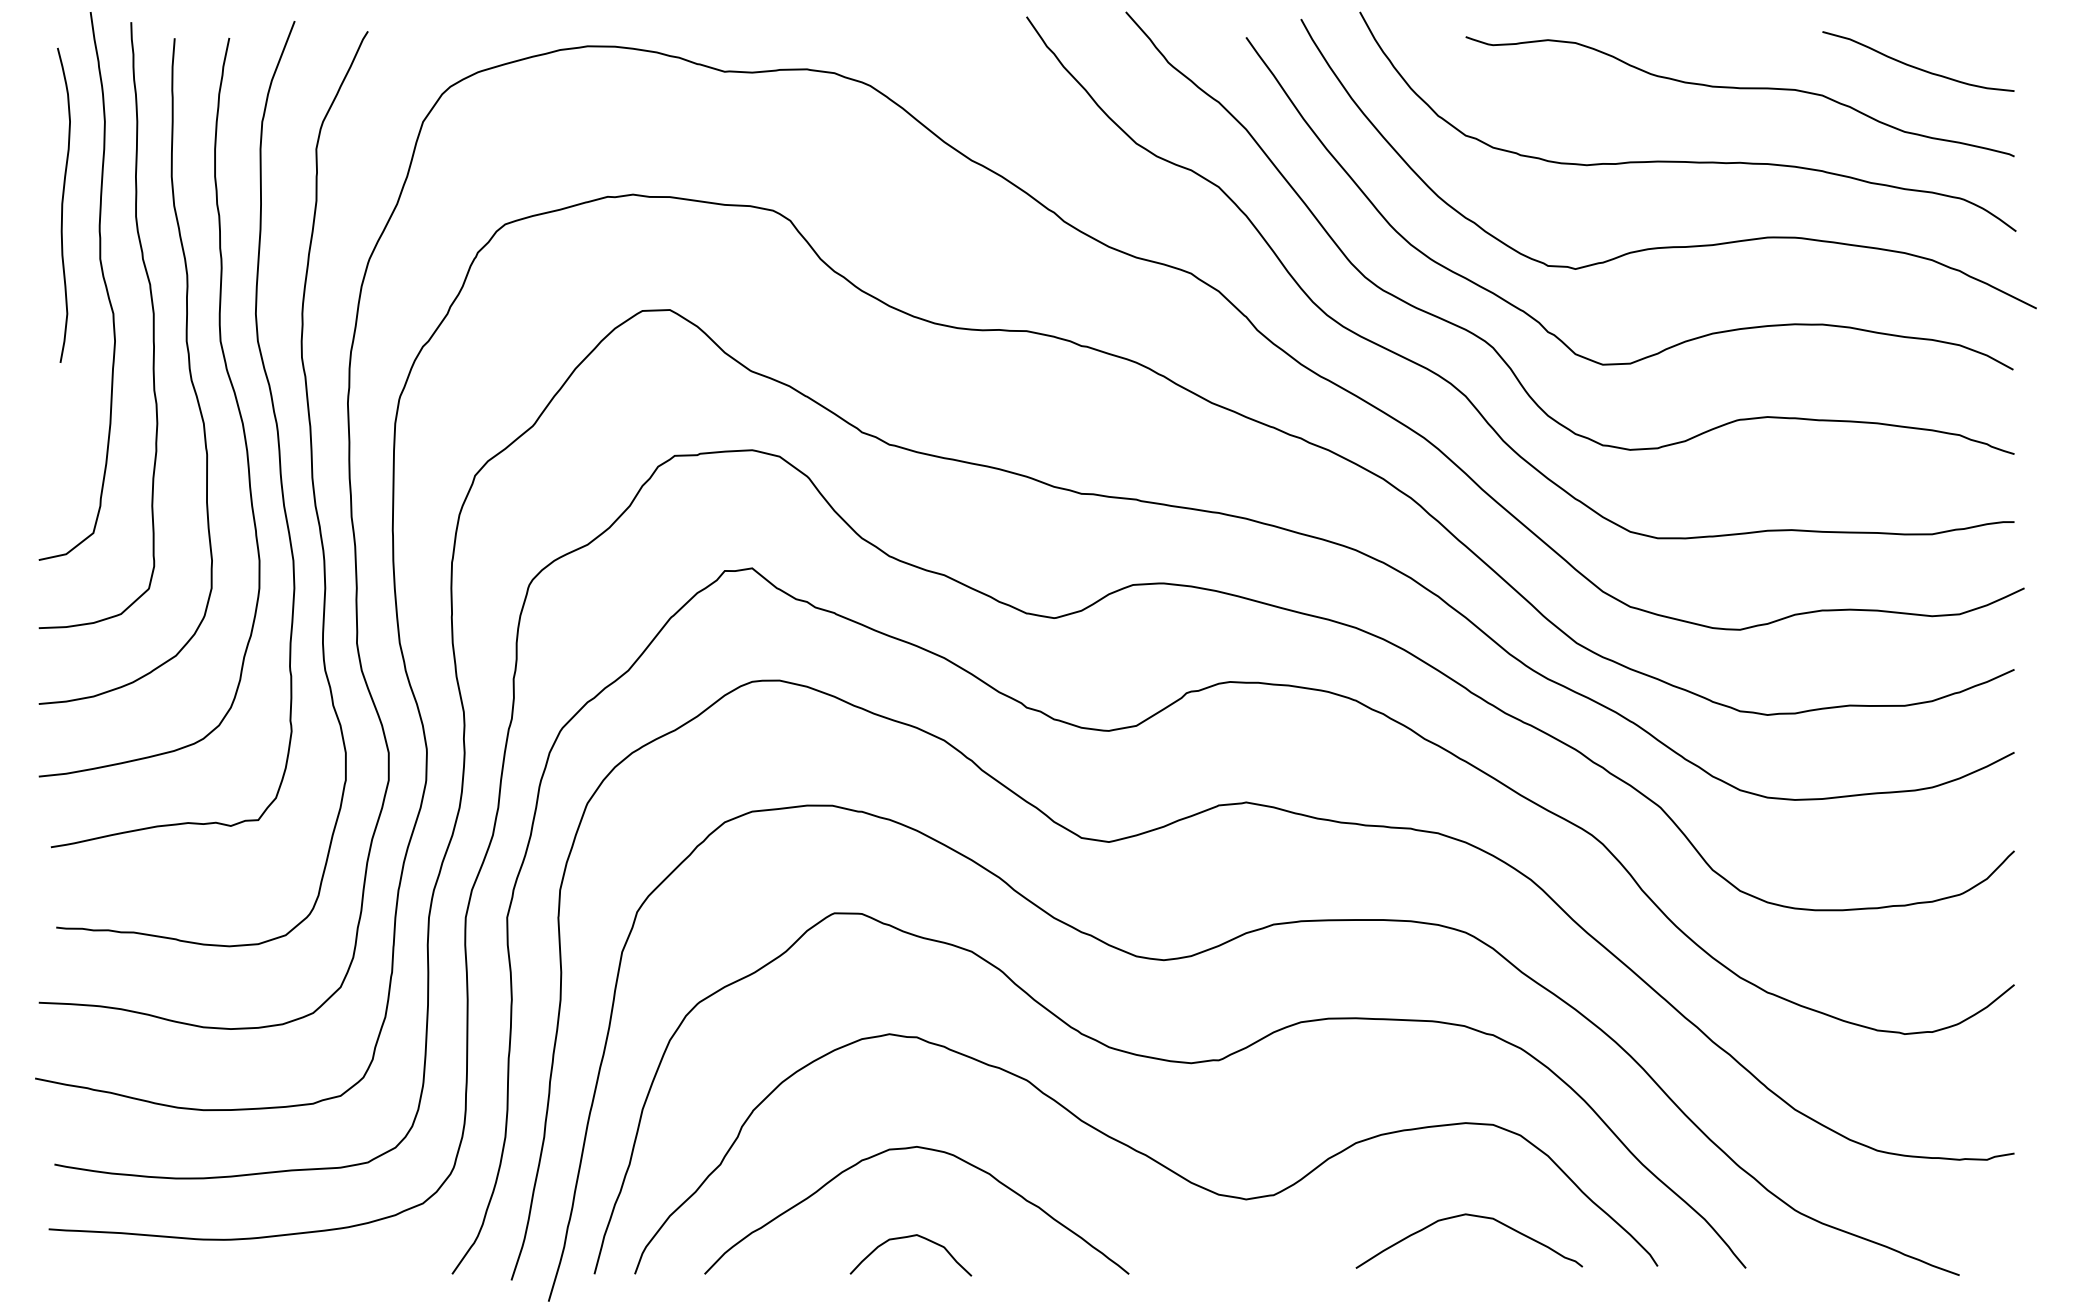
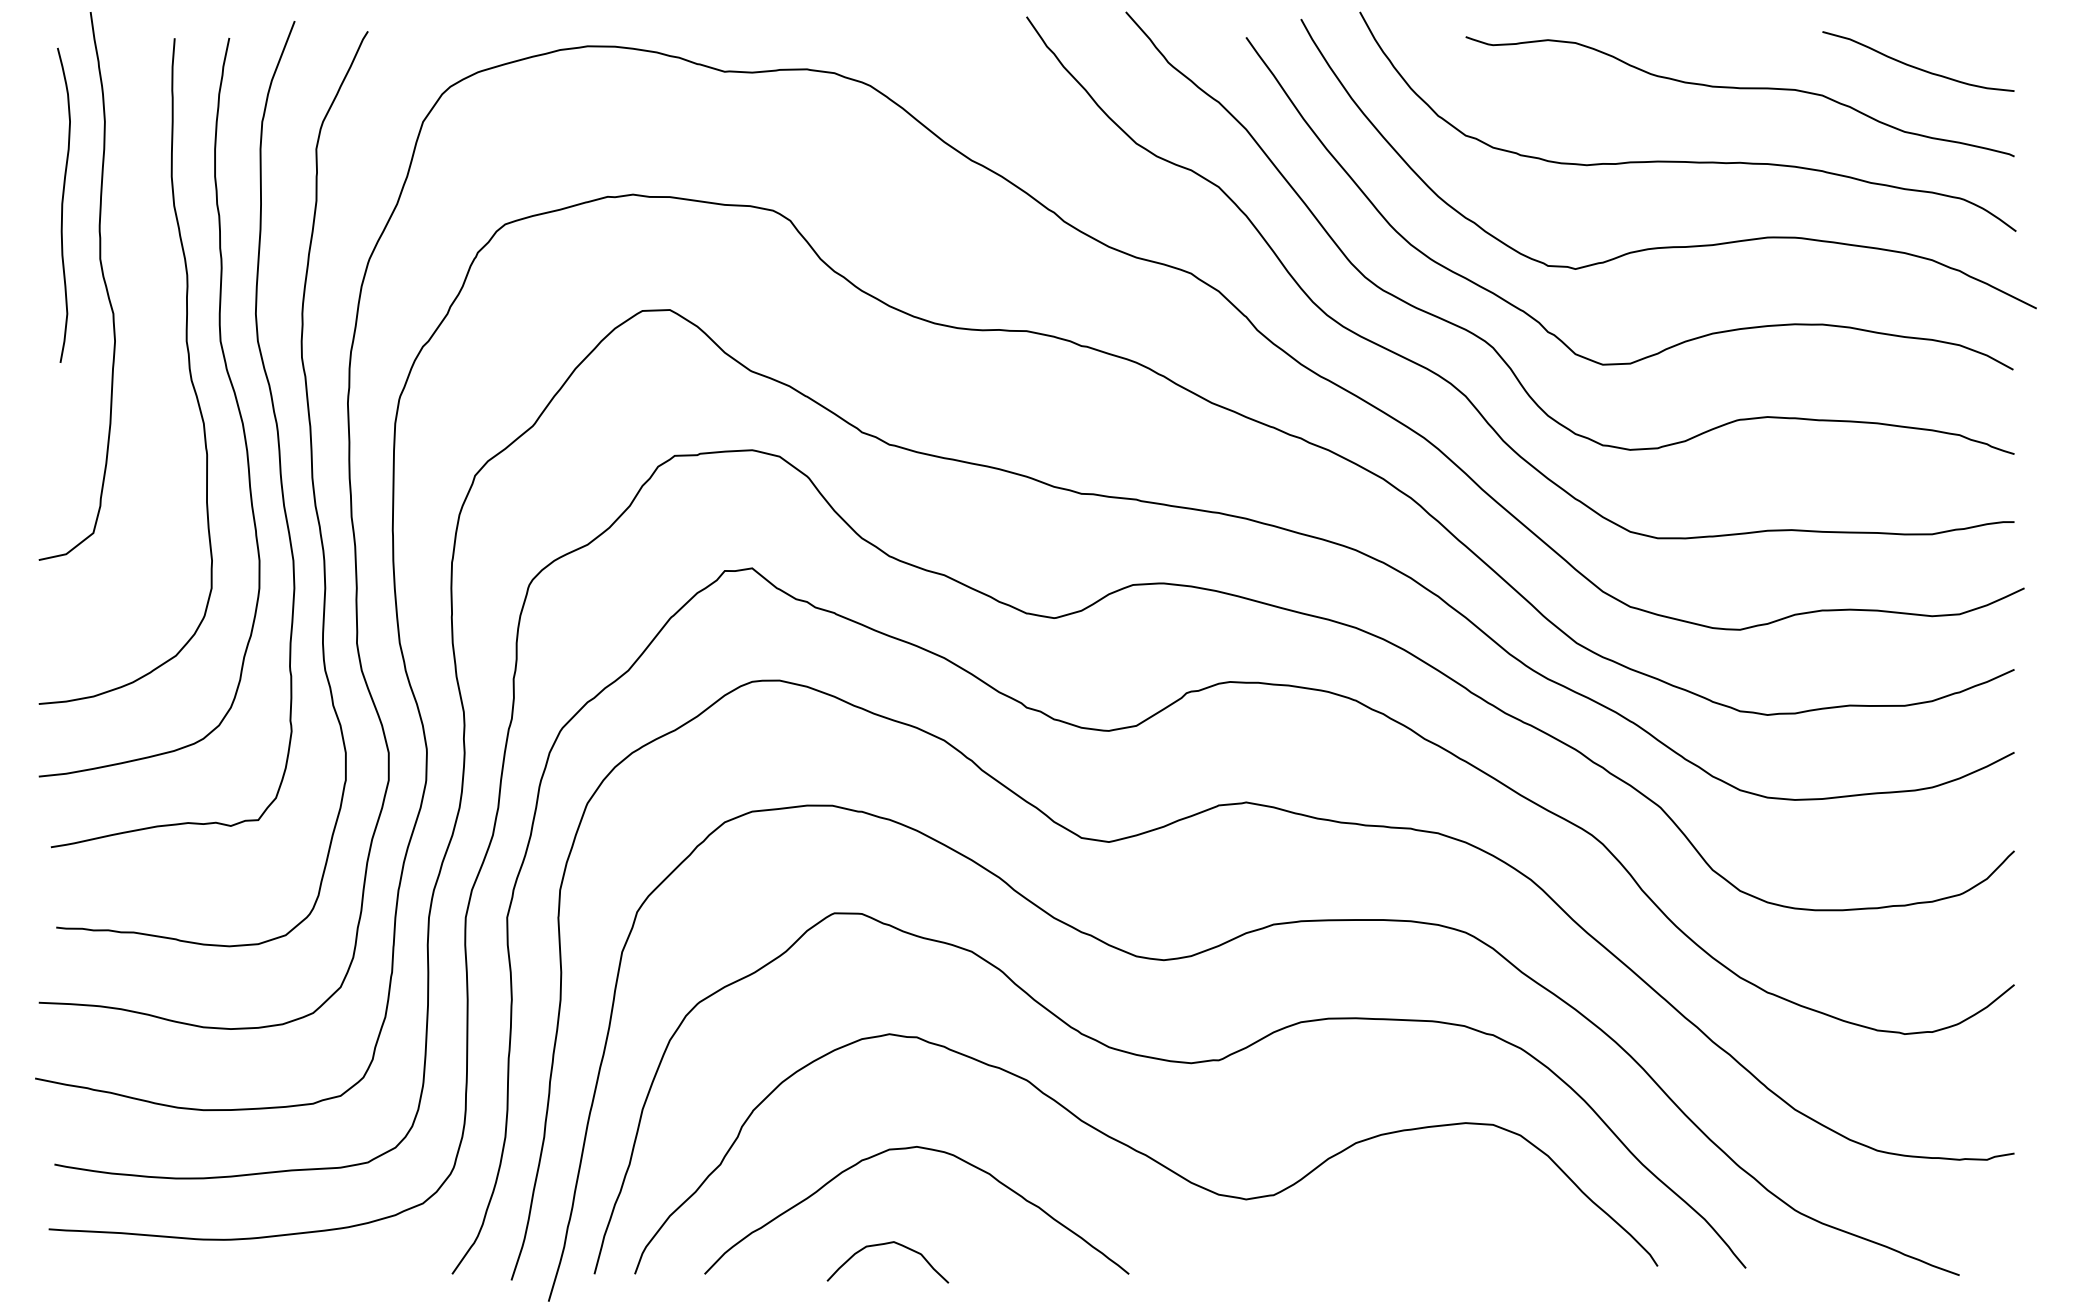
curve: present -> none (152, 325)
curve: present -> none (1471, 1216)
curve position: (905, 1238) -> (882, 1245) (882, 1245)
